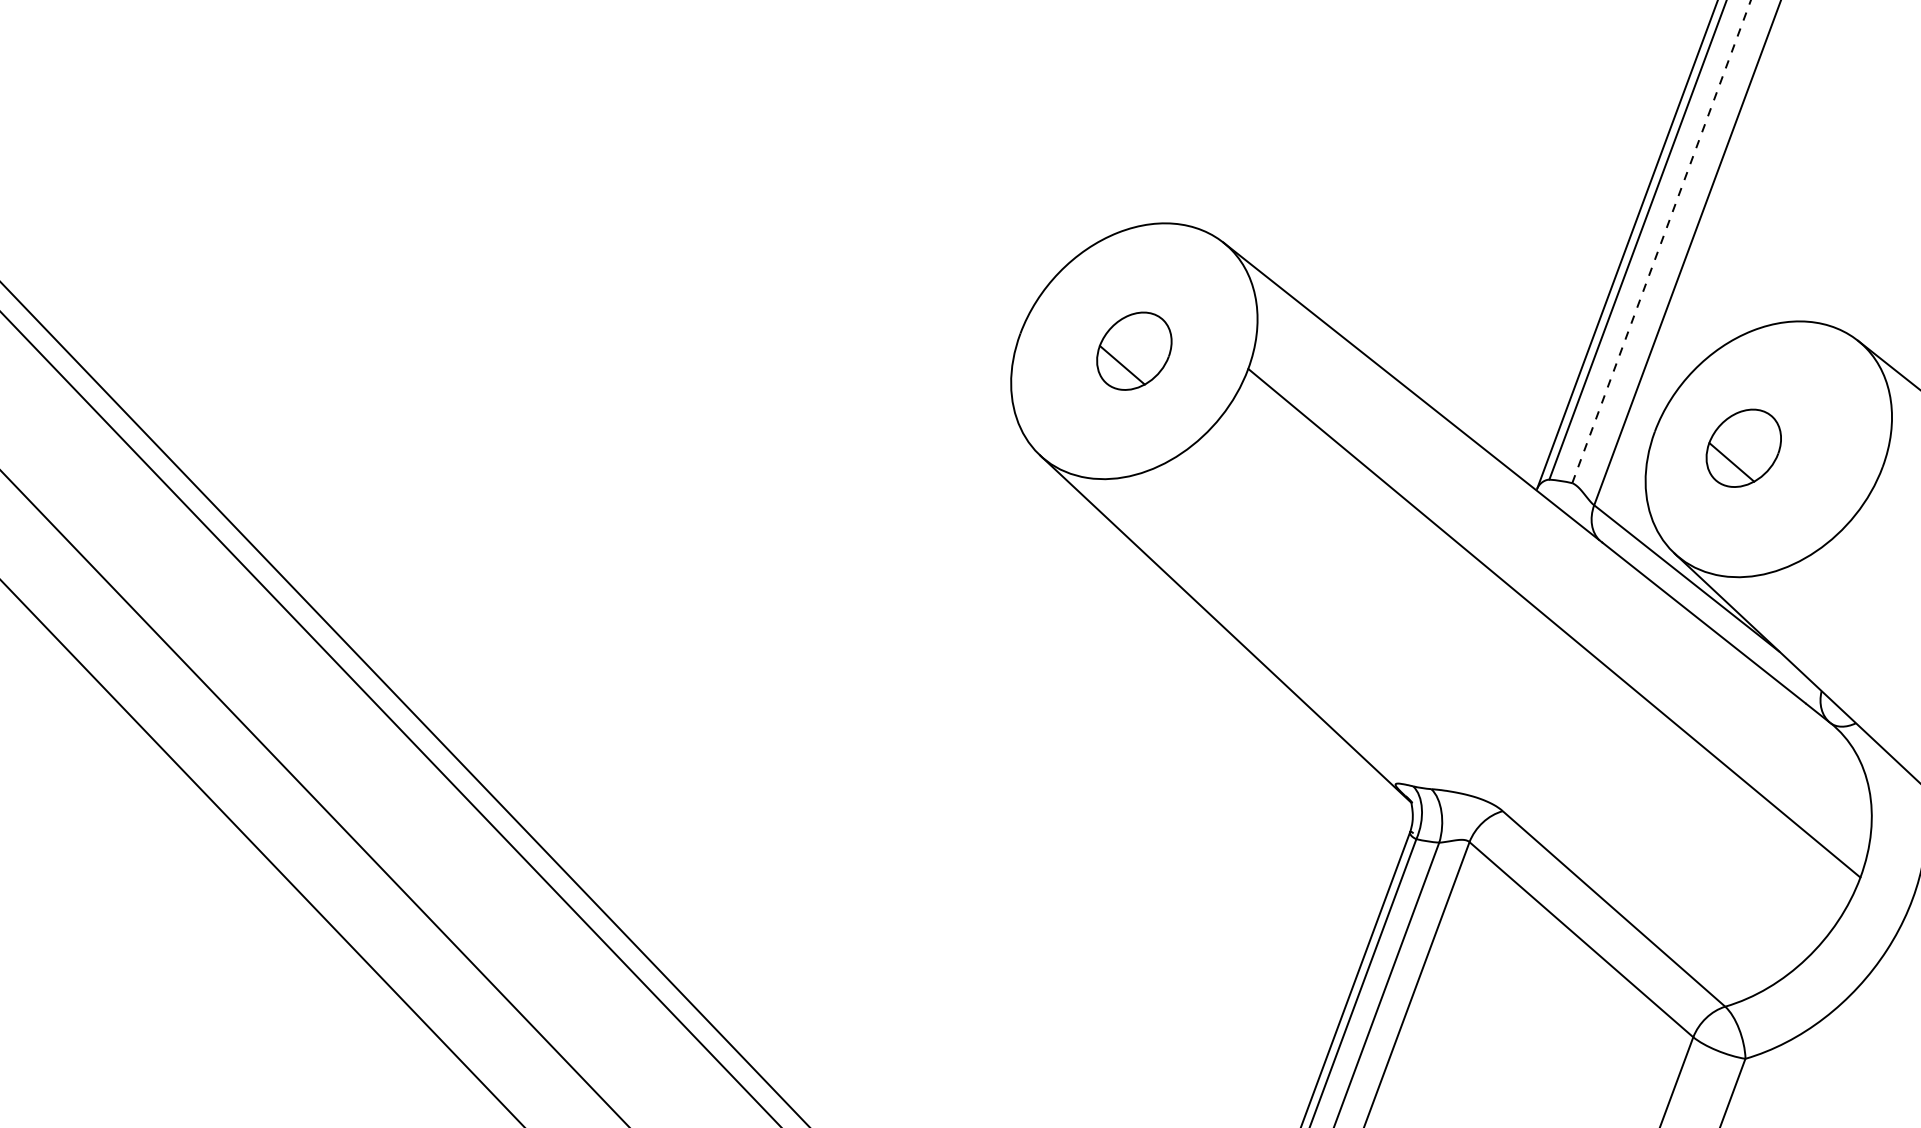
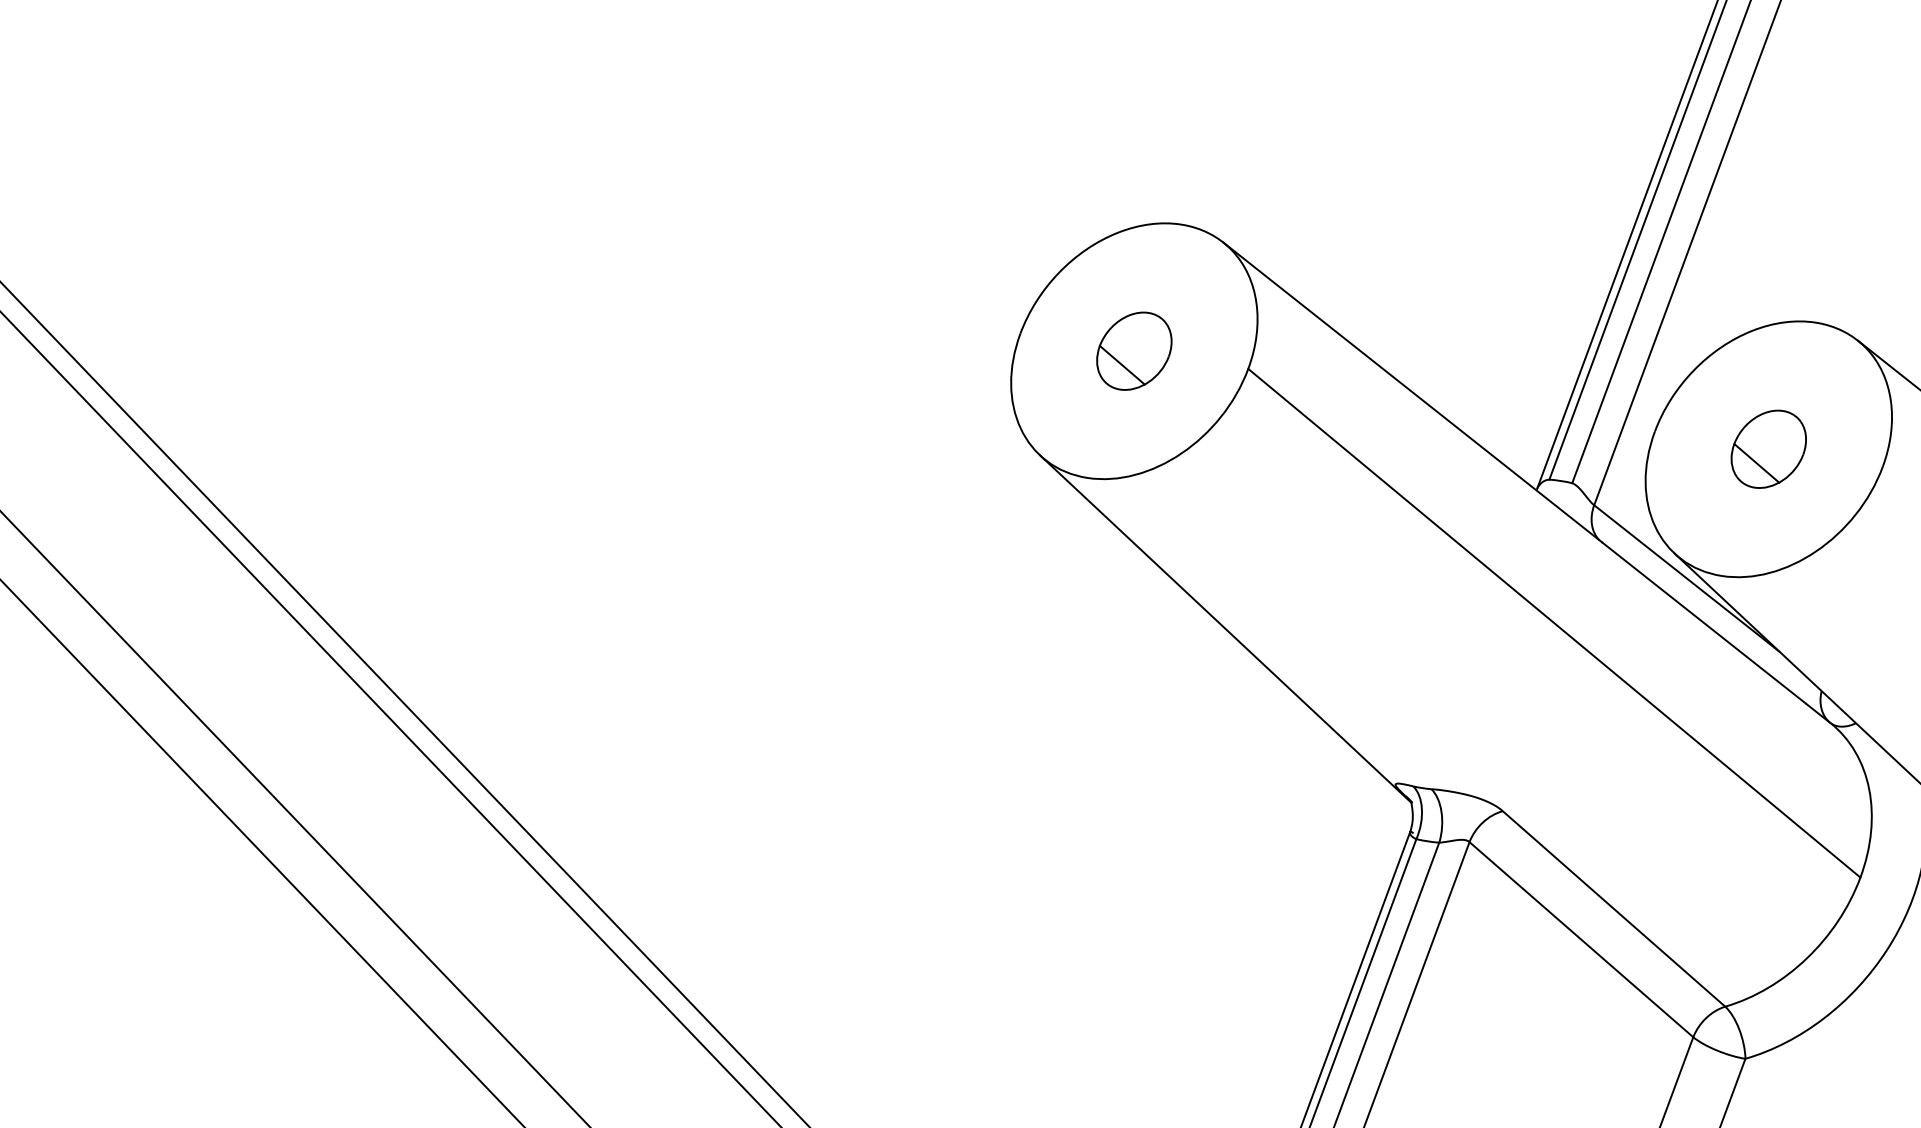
line: dashed -> solid (1661, 241)
part position: (1743, 447) -> (1768, 448) (1768, 448)
line position: (314, 798) -> (294, 818) (294, 818)
